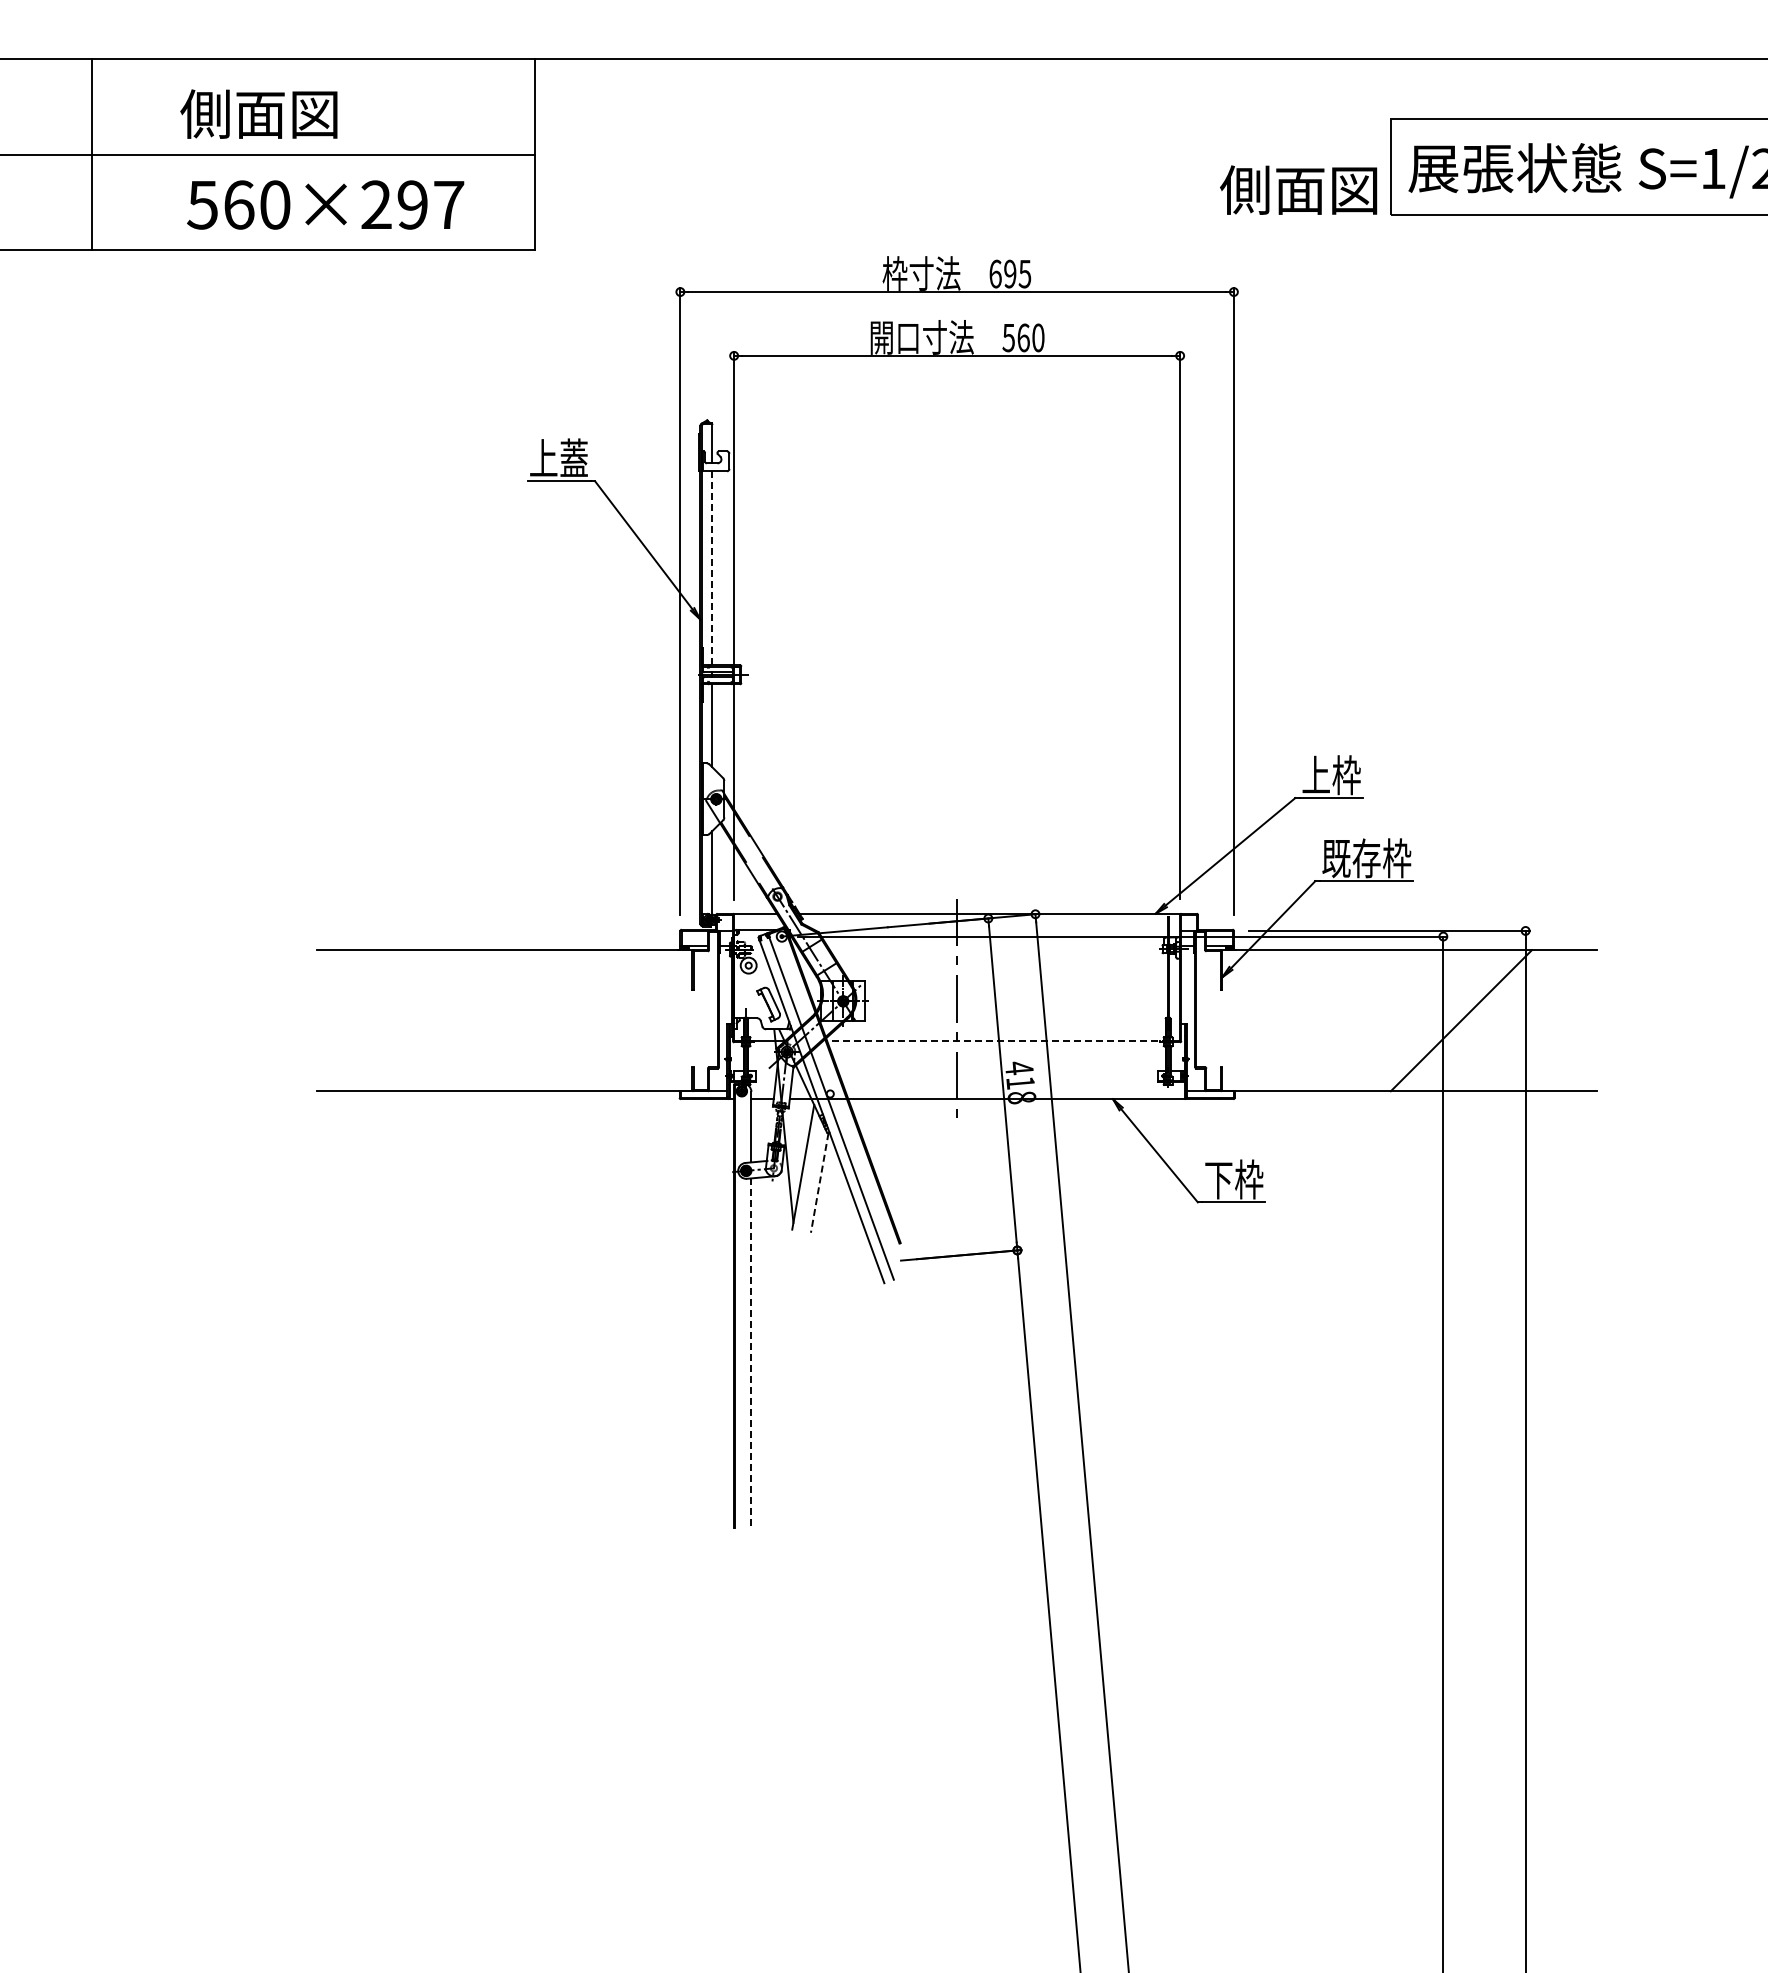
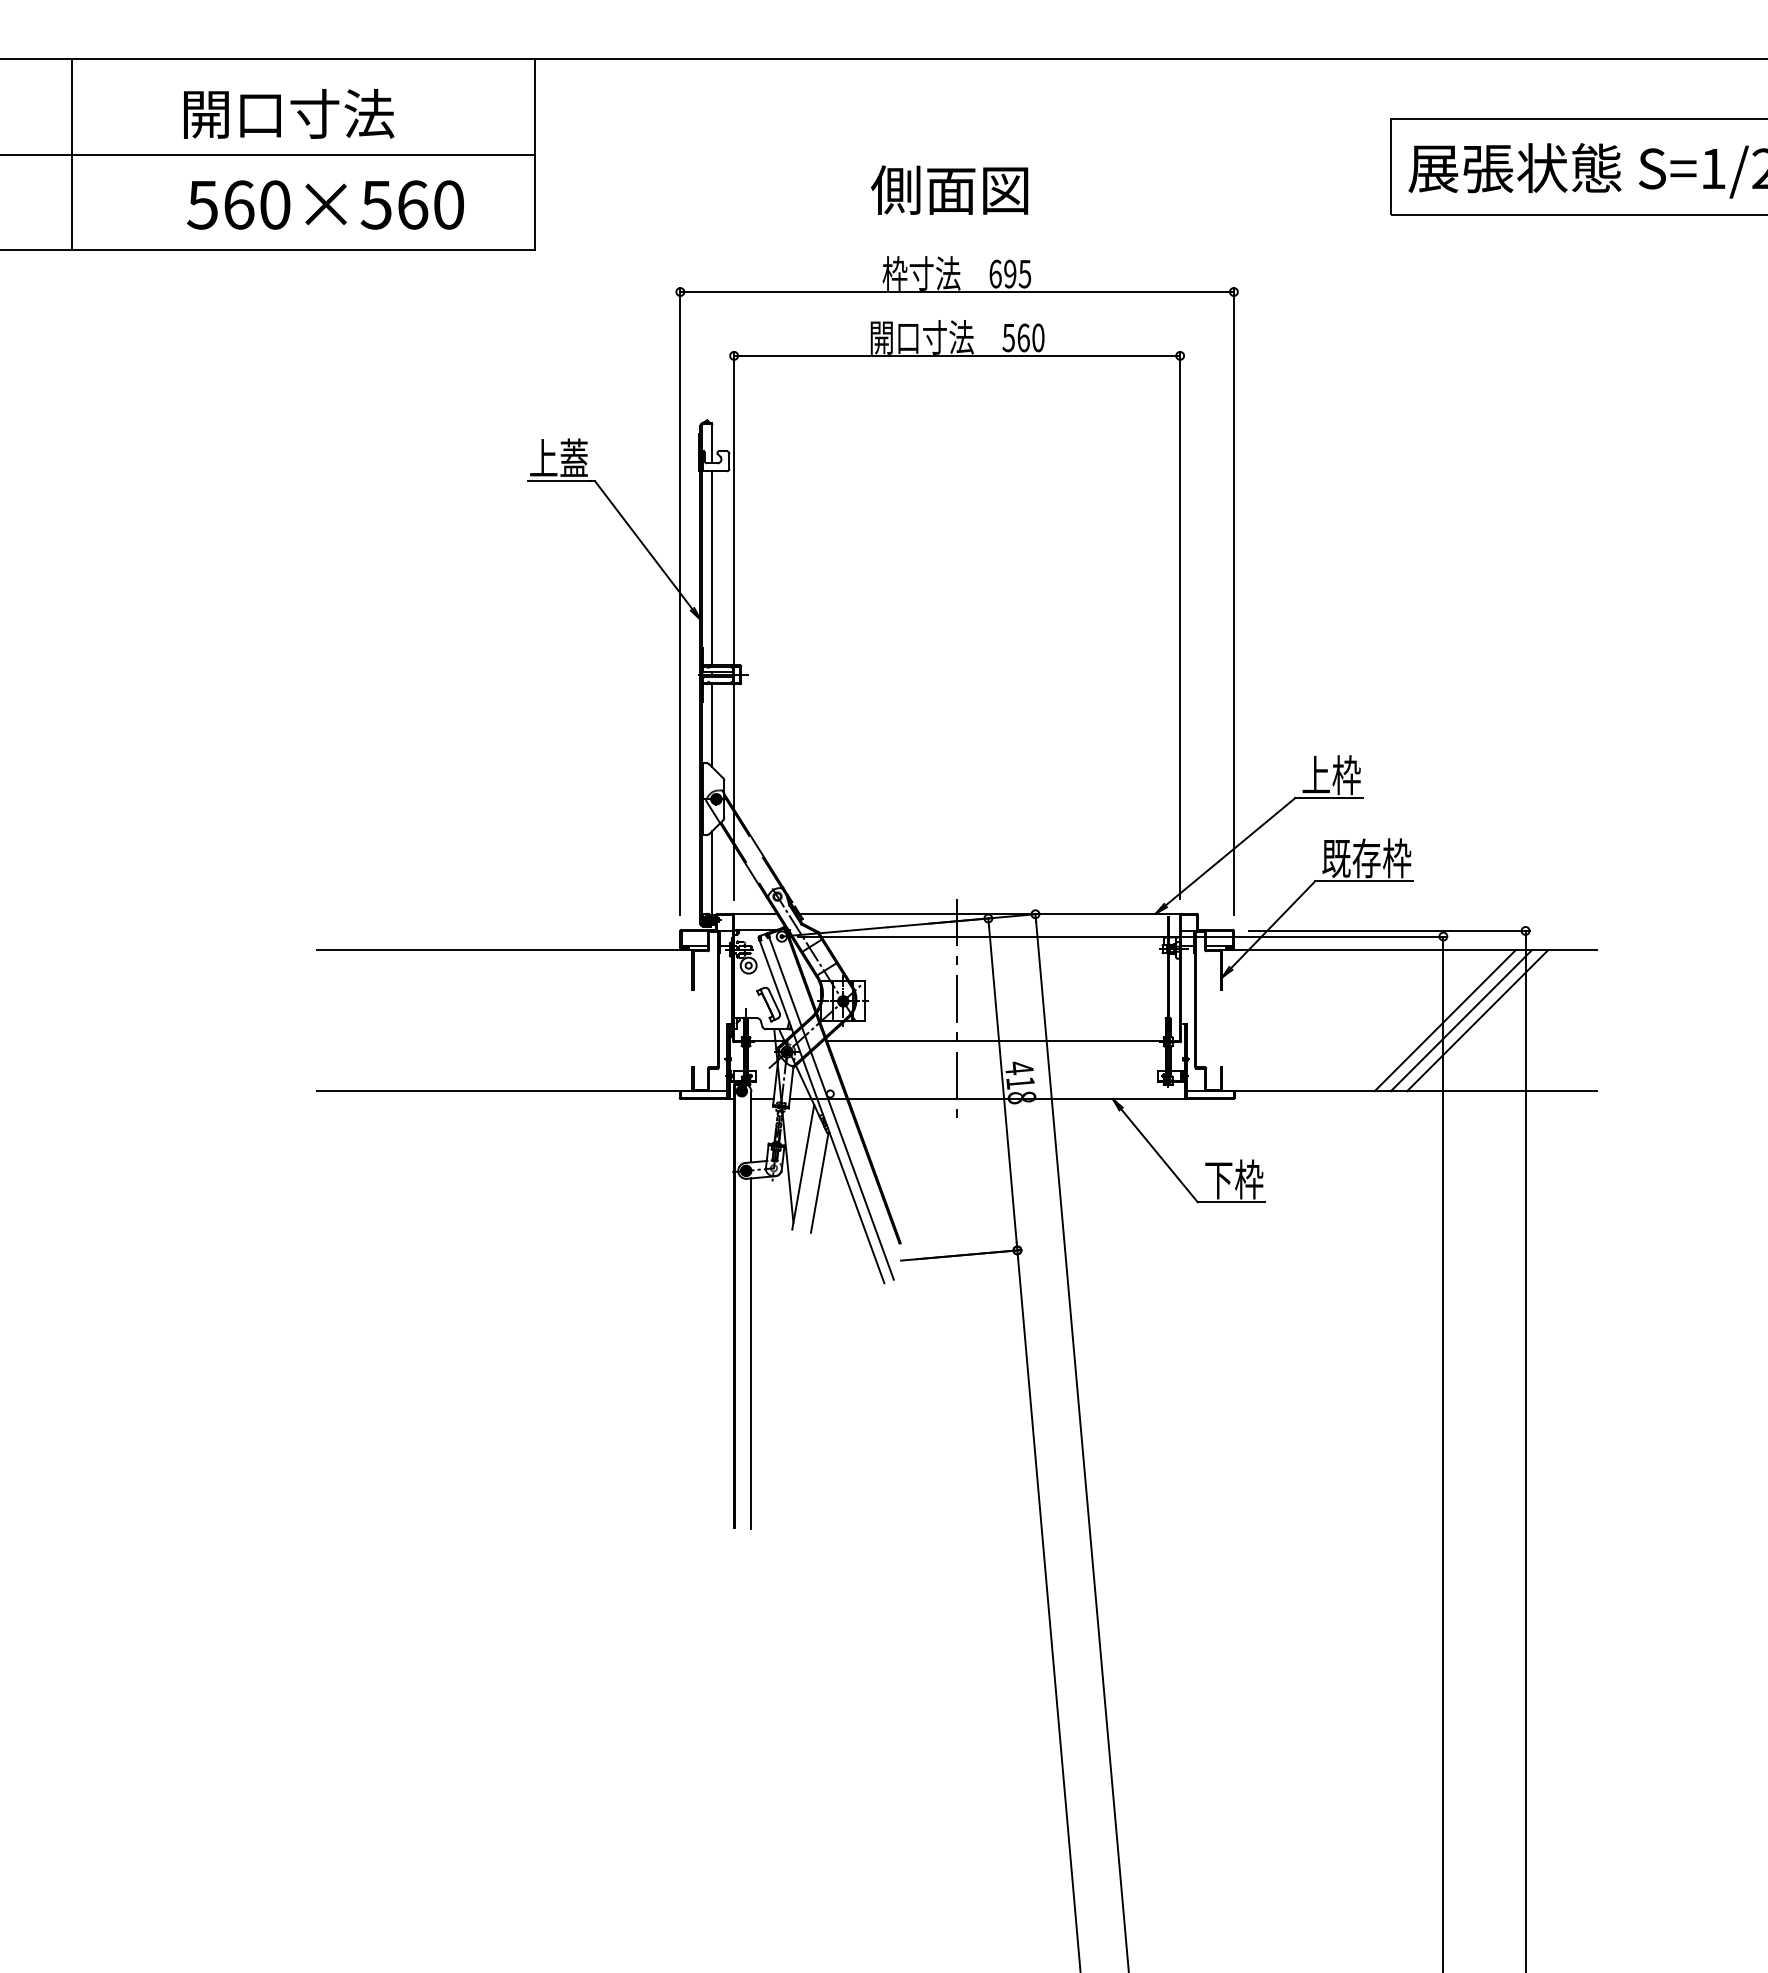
text: 側面図 -> 開口寸法 (287, 113)
line position: (92, 154) -> (72, 154) (72, 154)
text position: (1298, 189) -> (949, 189) (949, 189)
text: 560×297 -> 560×560 (412, 204)
line: dashed -> solid (712, 568)
line: none -> present (1444, 1020)
line: none -> present (1477, 1020)
line: dashed -> solid (1003, 1041)
line: dashed -> solid (819, 1182)
line: dashed -> solid (751, 1354)
